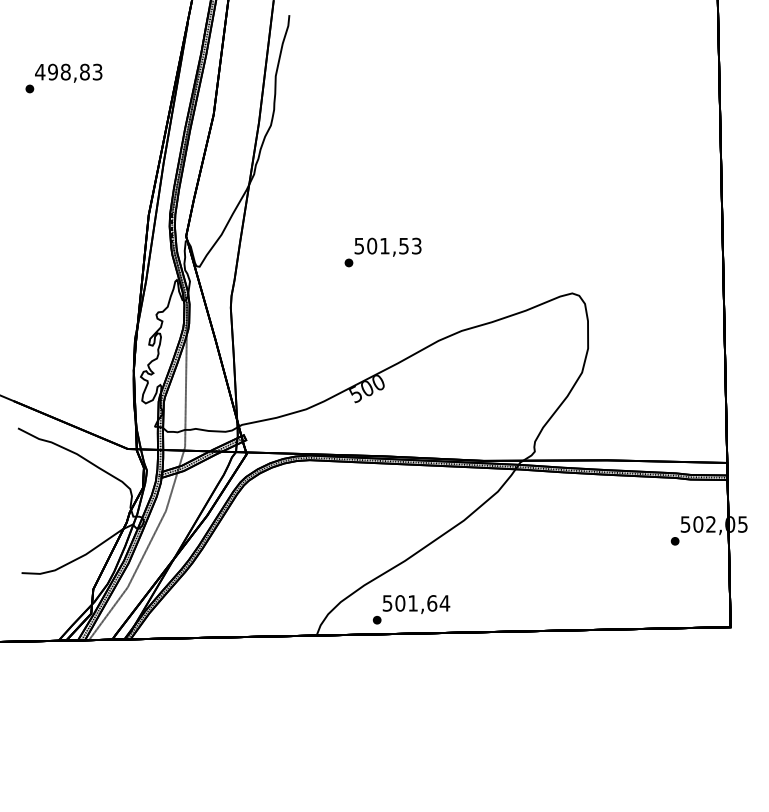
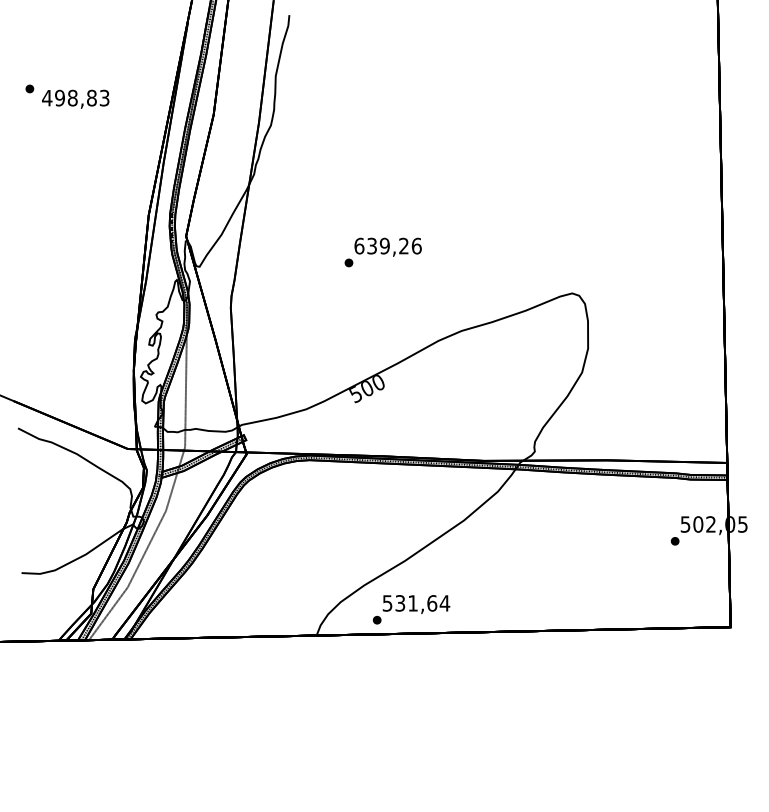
text position: (68, 72) -> (75, 98) (75, 98)
text: 501,53 -> 639,26 (387, 245)
text: 501,64 -> 531,64 (400, 603)
